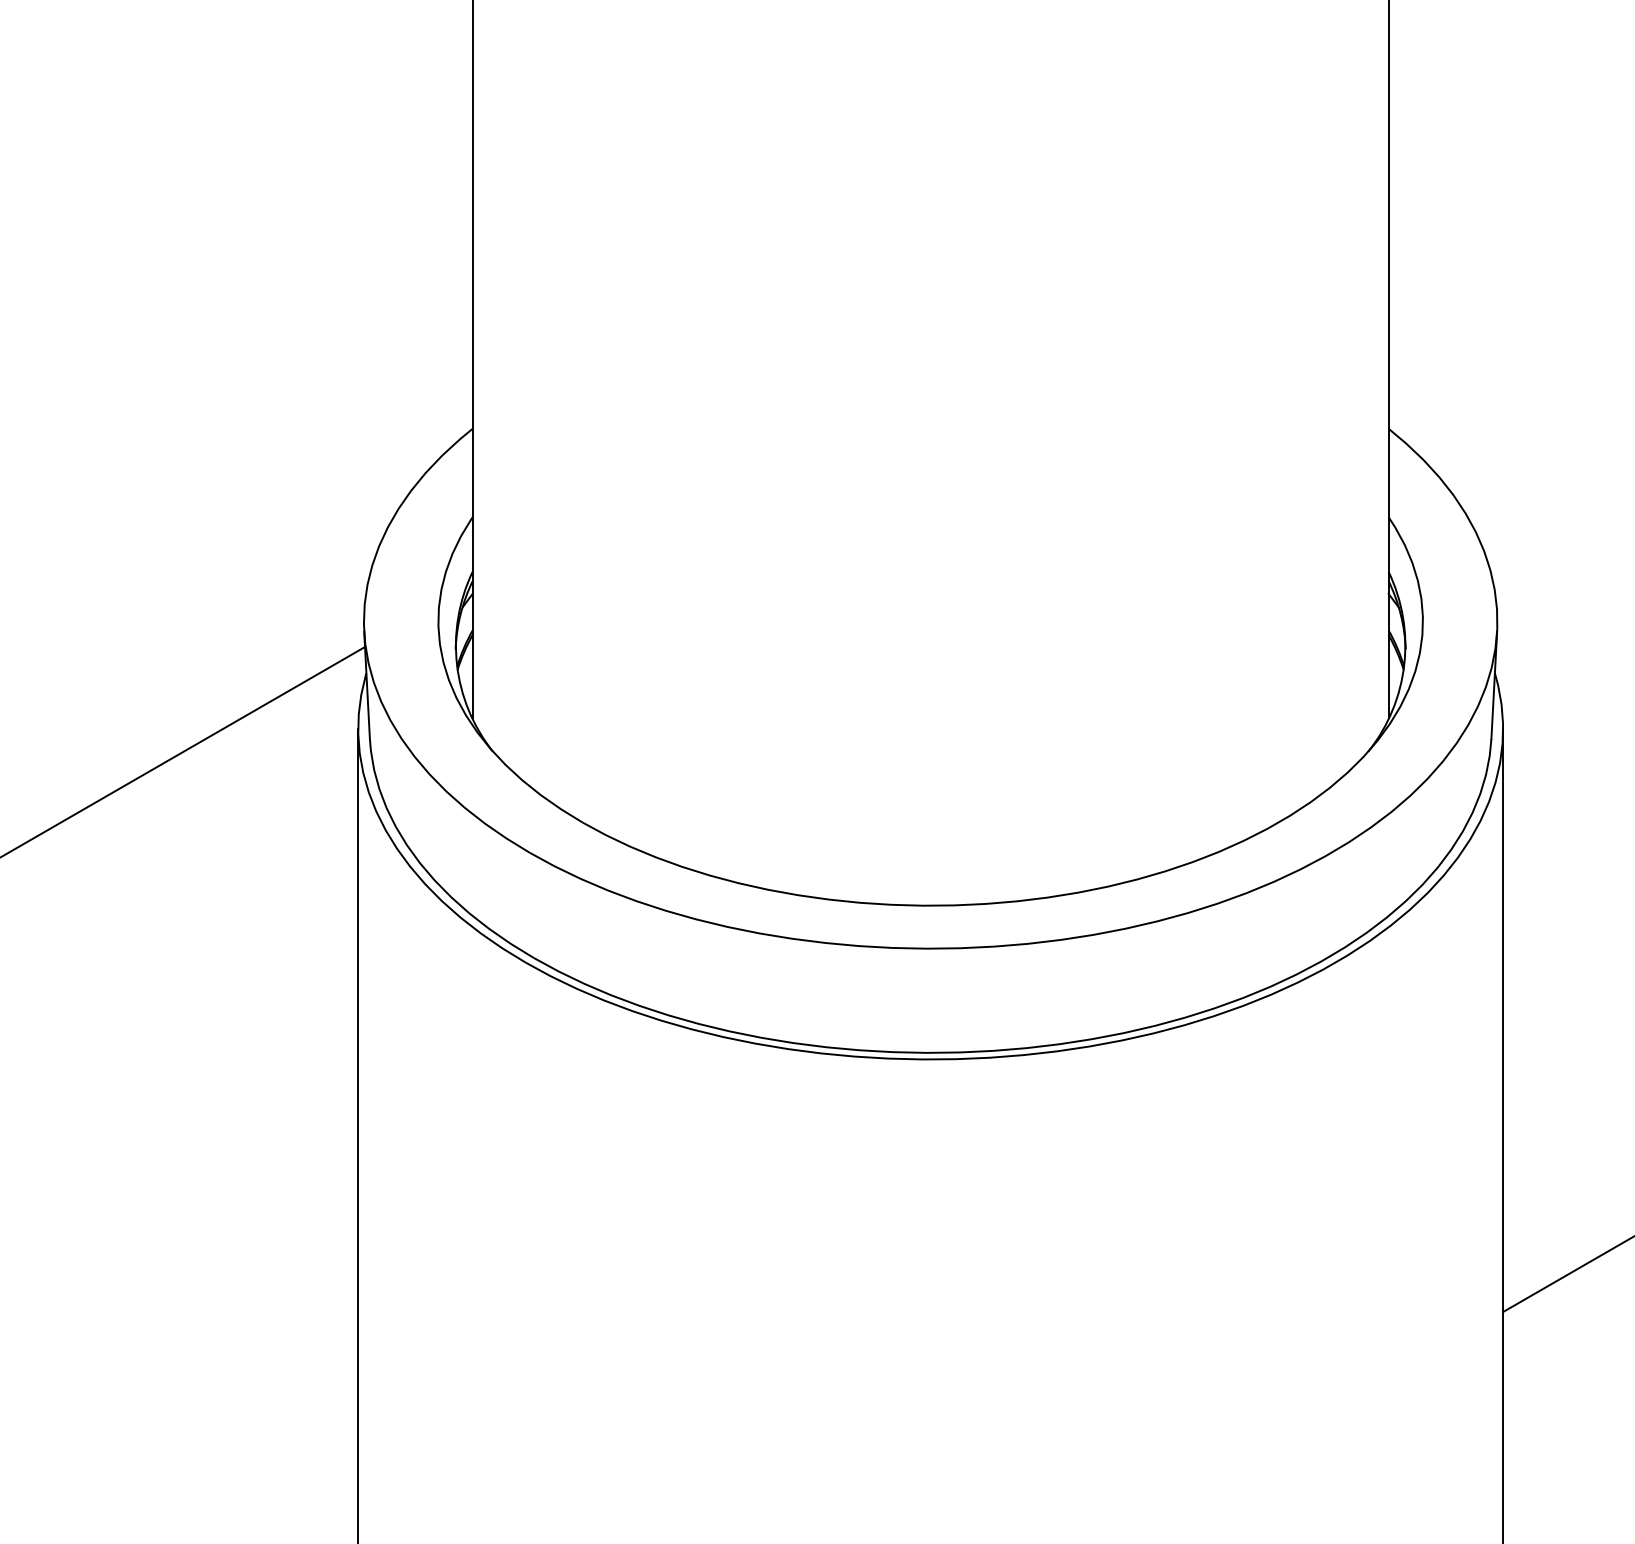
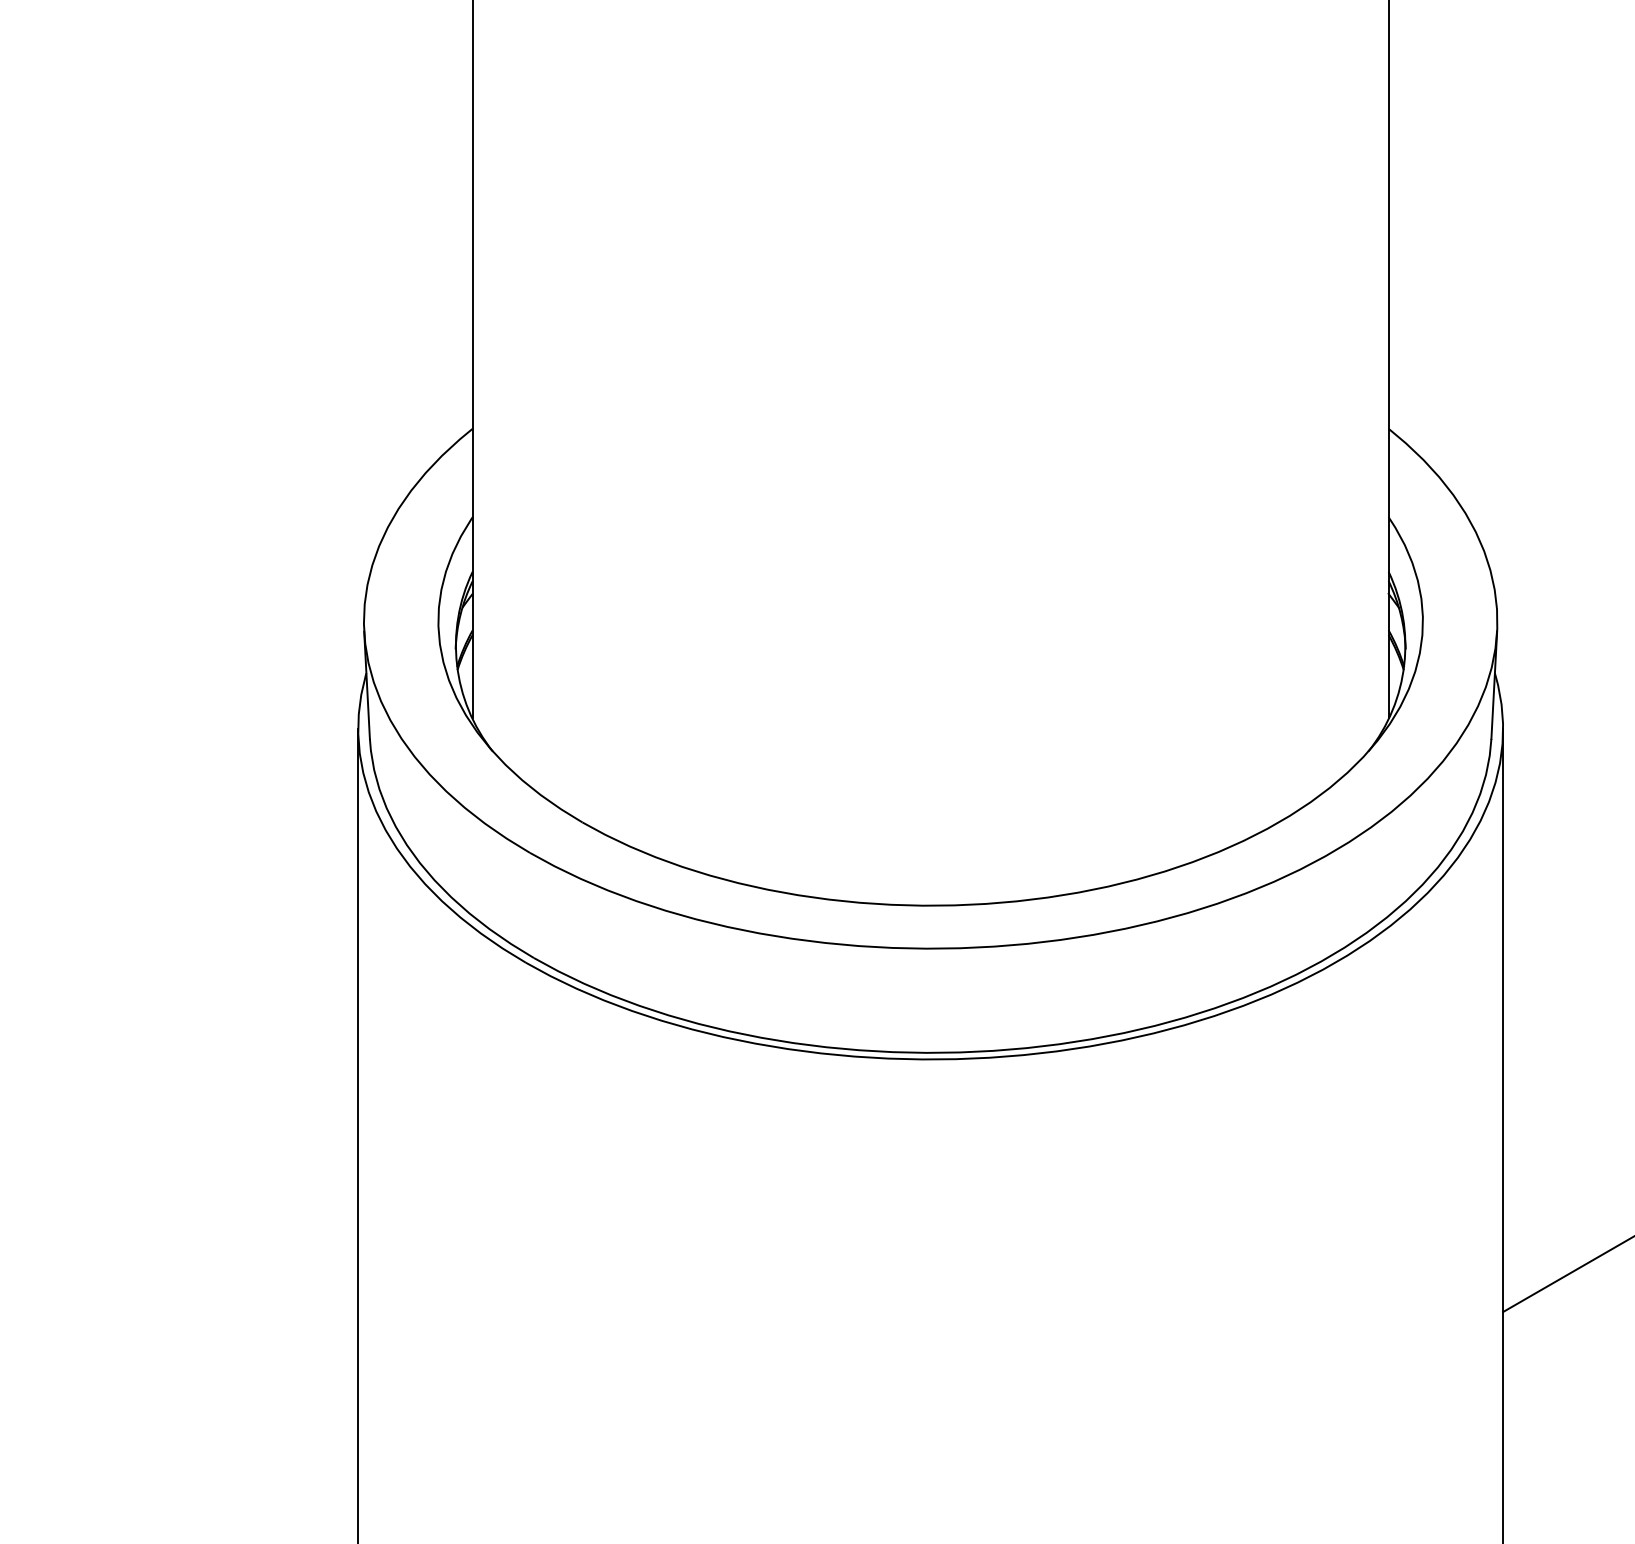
line: present -> none (183, 751)
